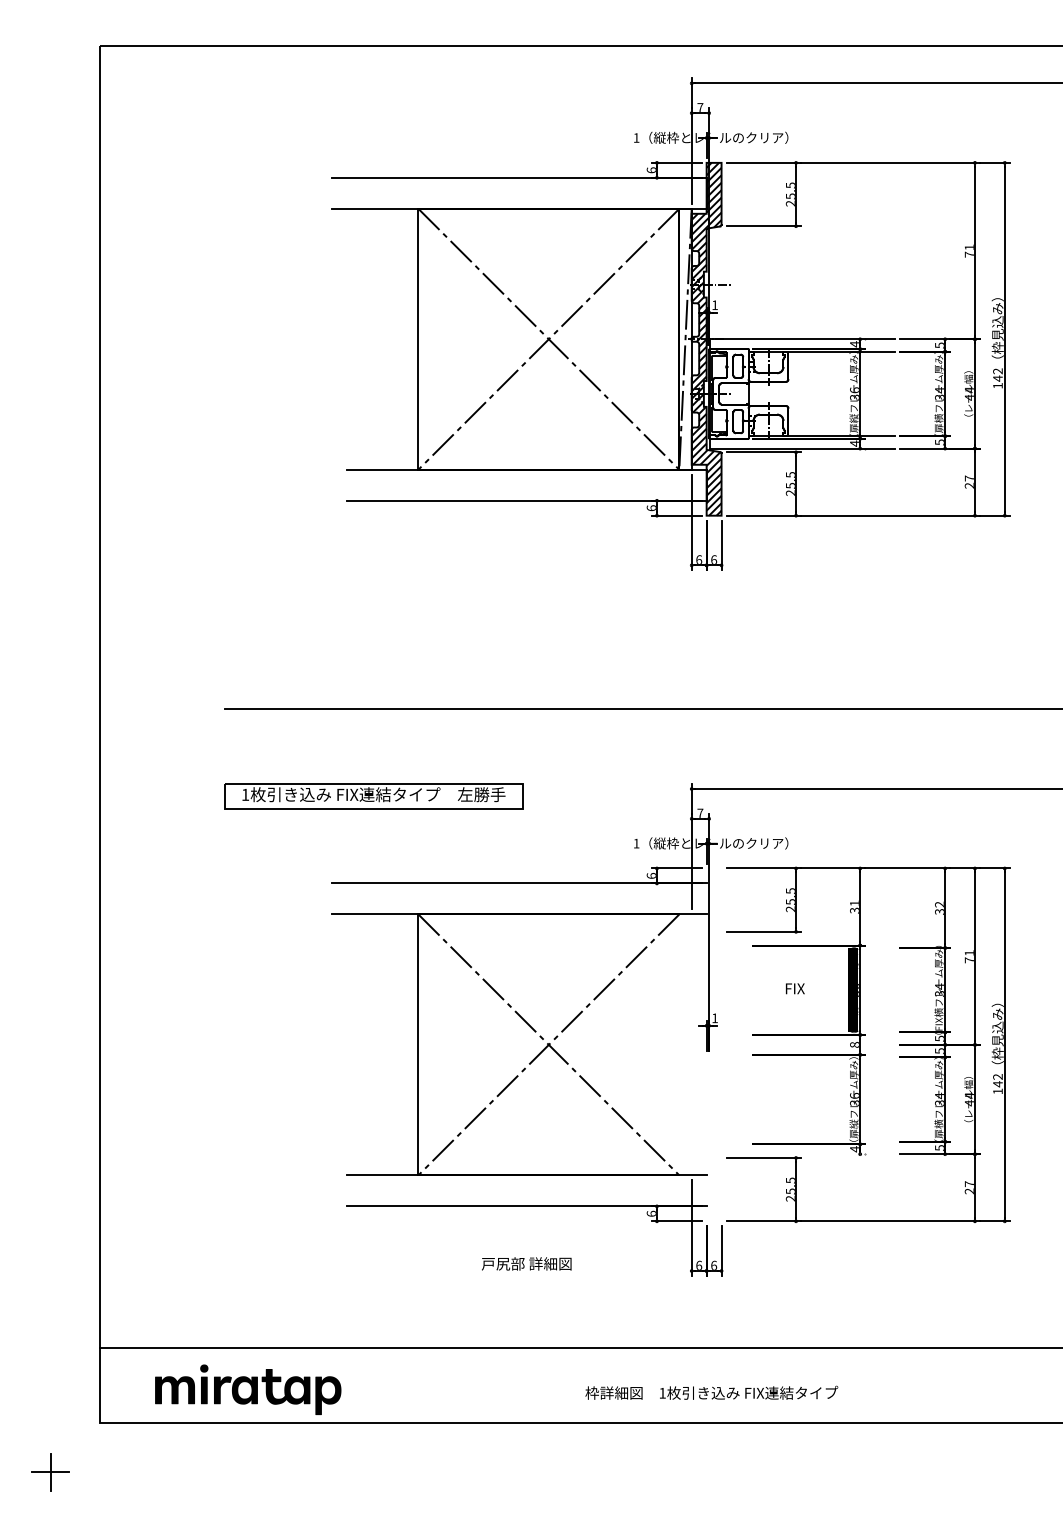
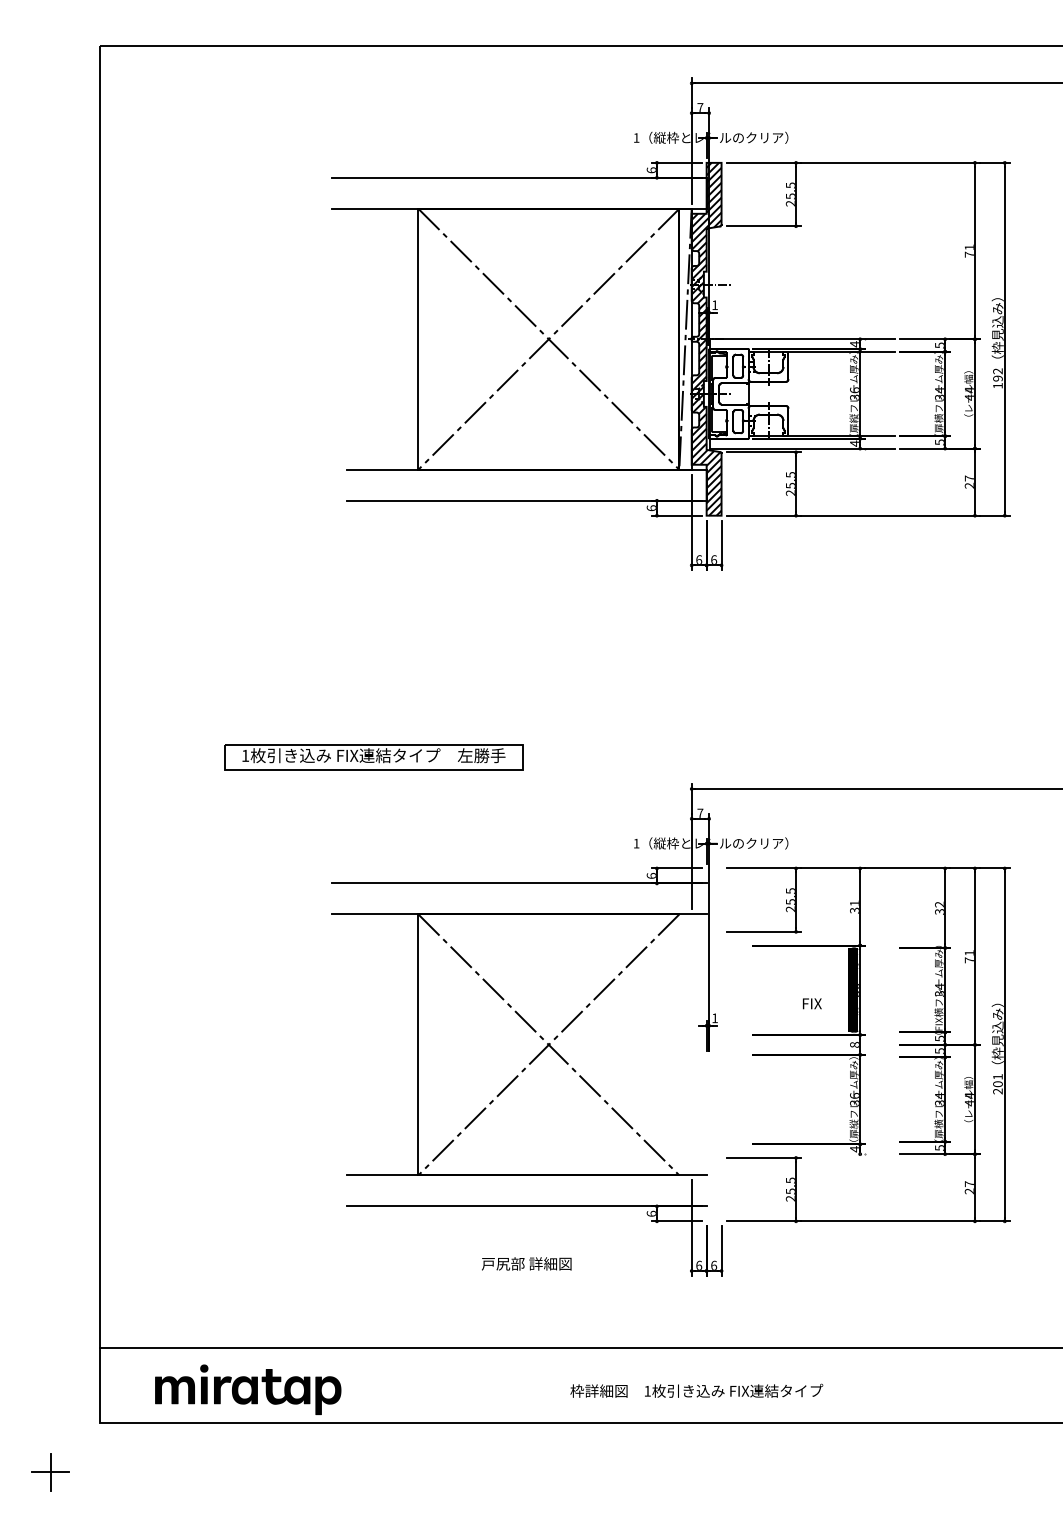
text: 142 -> 192 (997, 378)
line: present -> none (641, 709)
part position: (373, 796) -> (373, 757) (373, 757)
text position: (795, 988) -> (812, 1003) (812, 1003)
text: 142 -> 201 (997, 1084)
text position: (711, 1392) -> (696, 1390) (696, 1390)
